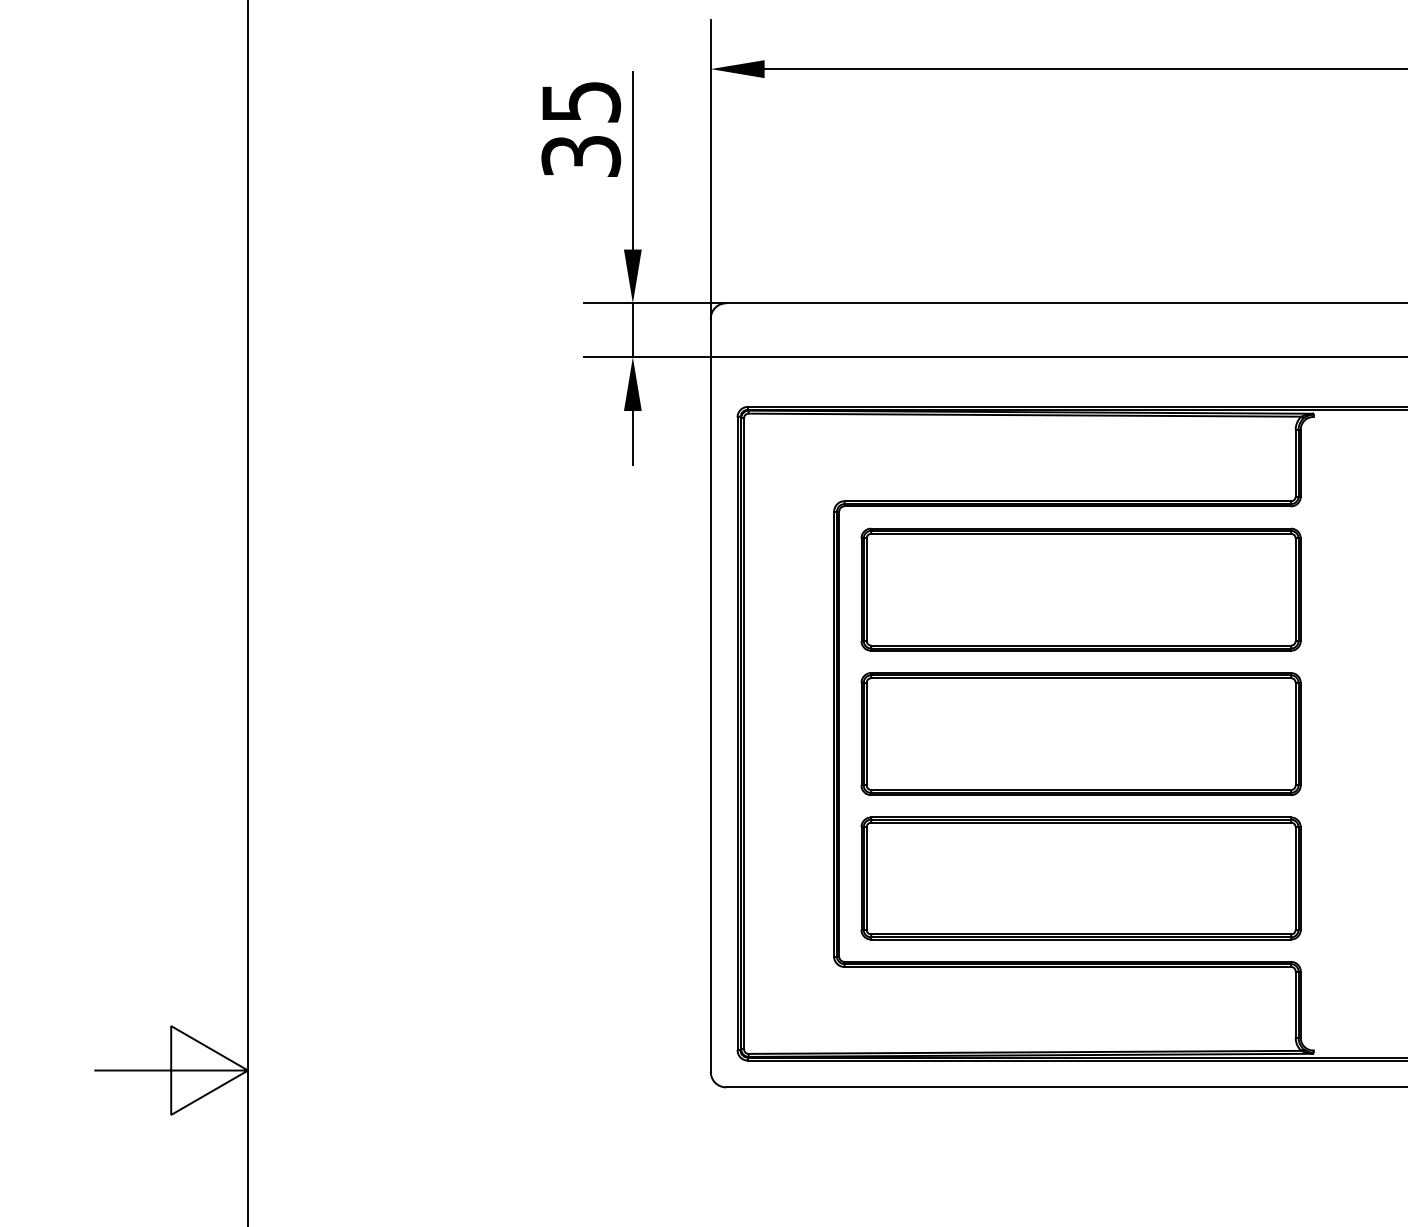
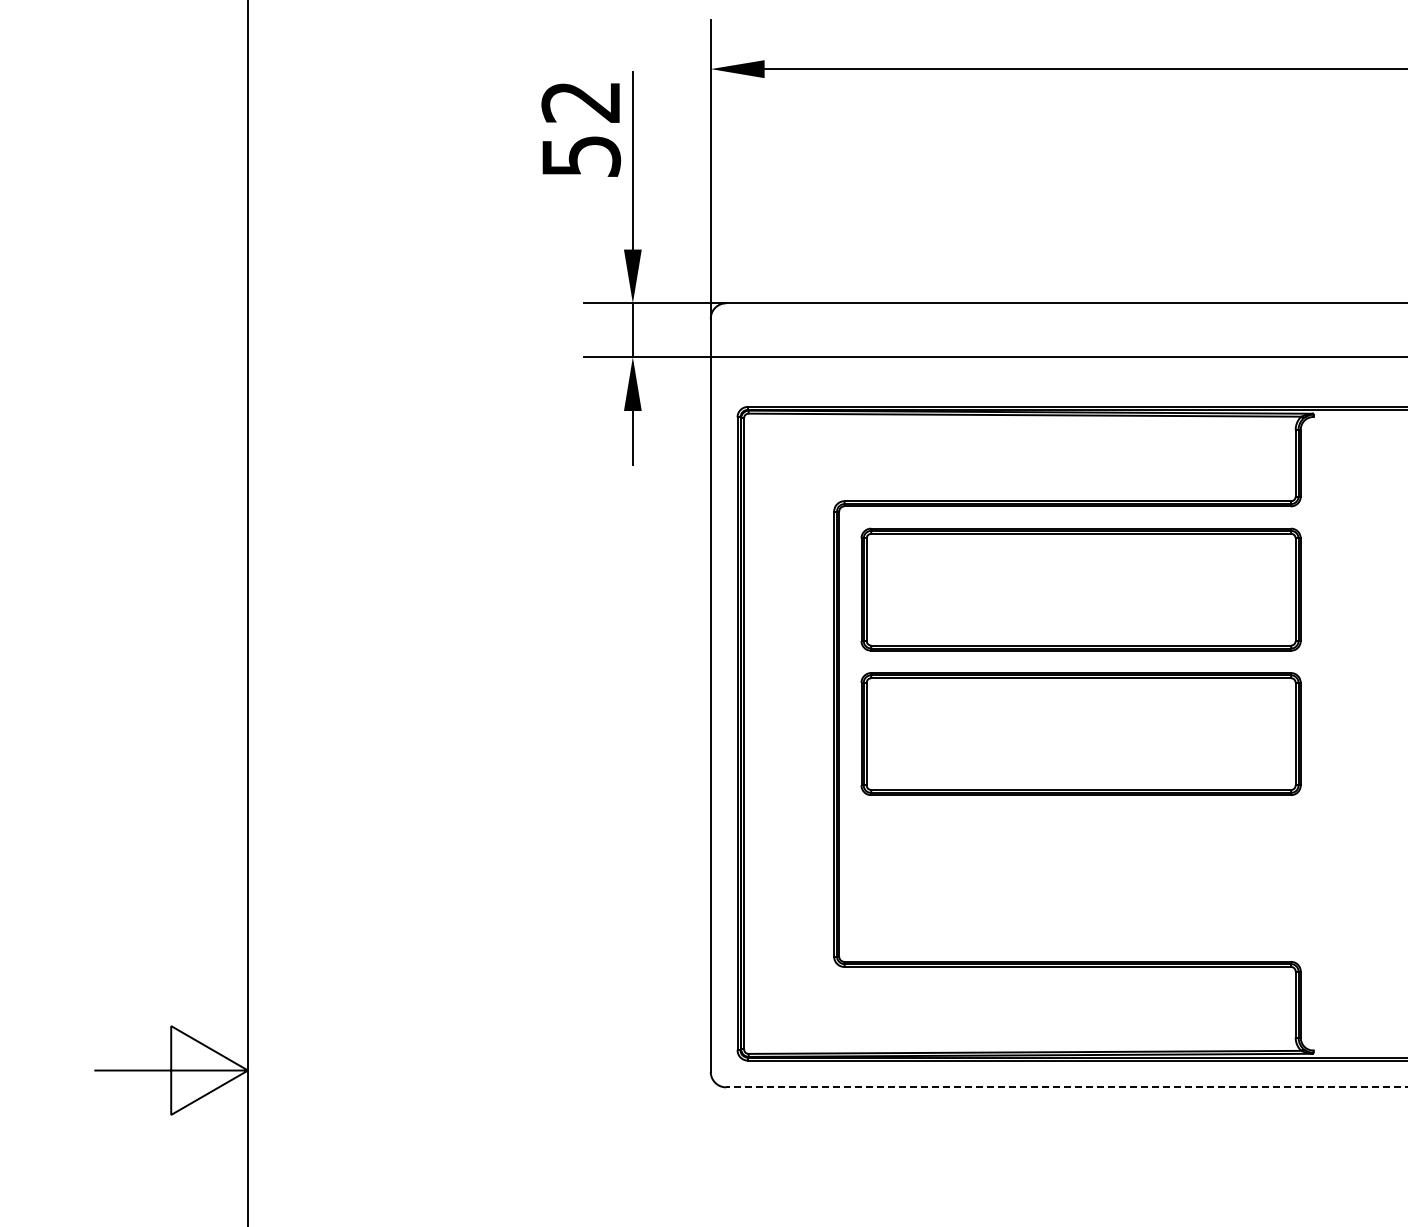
text: 35 -> 52 (581, 129)
part: present -> none (1080, 878)
line: solid -> dashed (1067, 1087)
